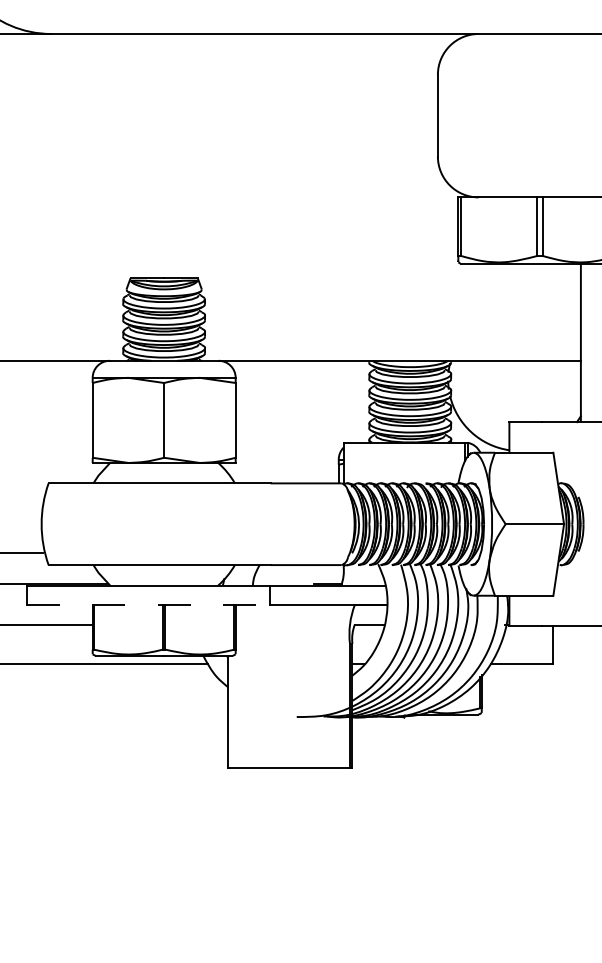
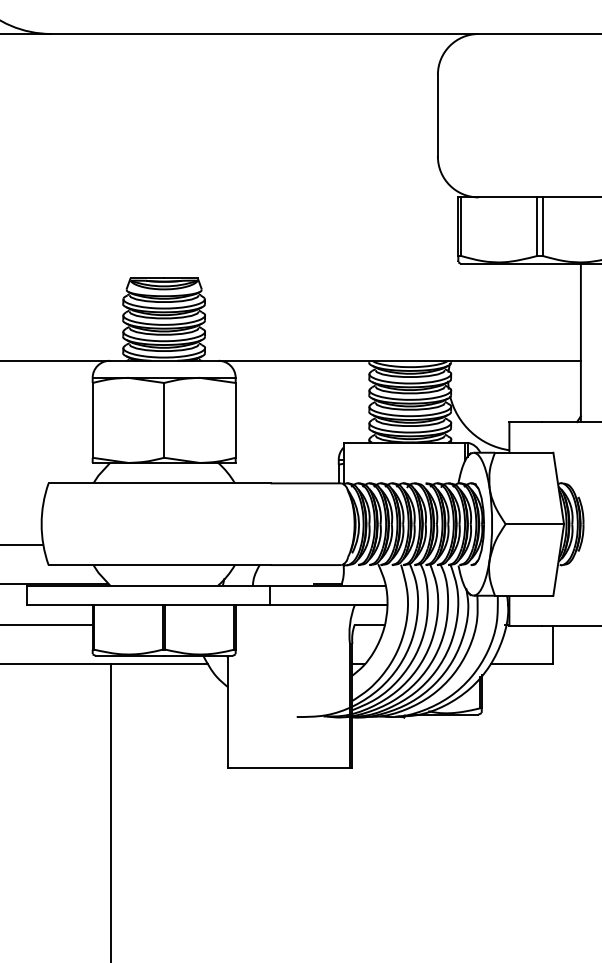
line position: (22, 552) -> (22, 544) (22, 544)
line: dashed -> solid (148, 605)
line: none -> present (111, 811)
